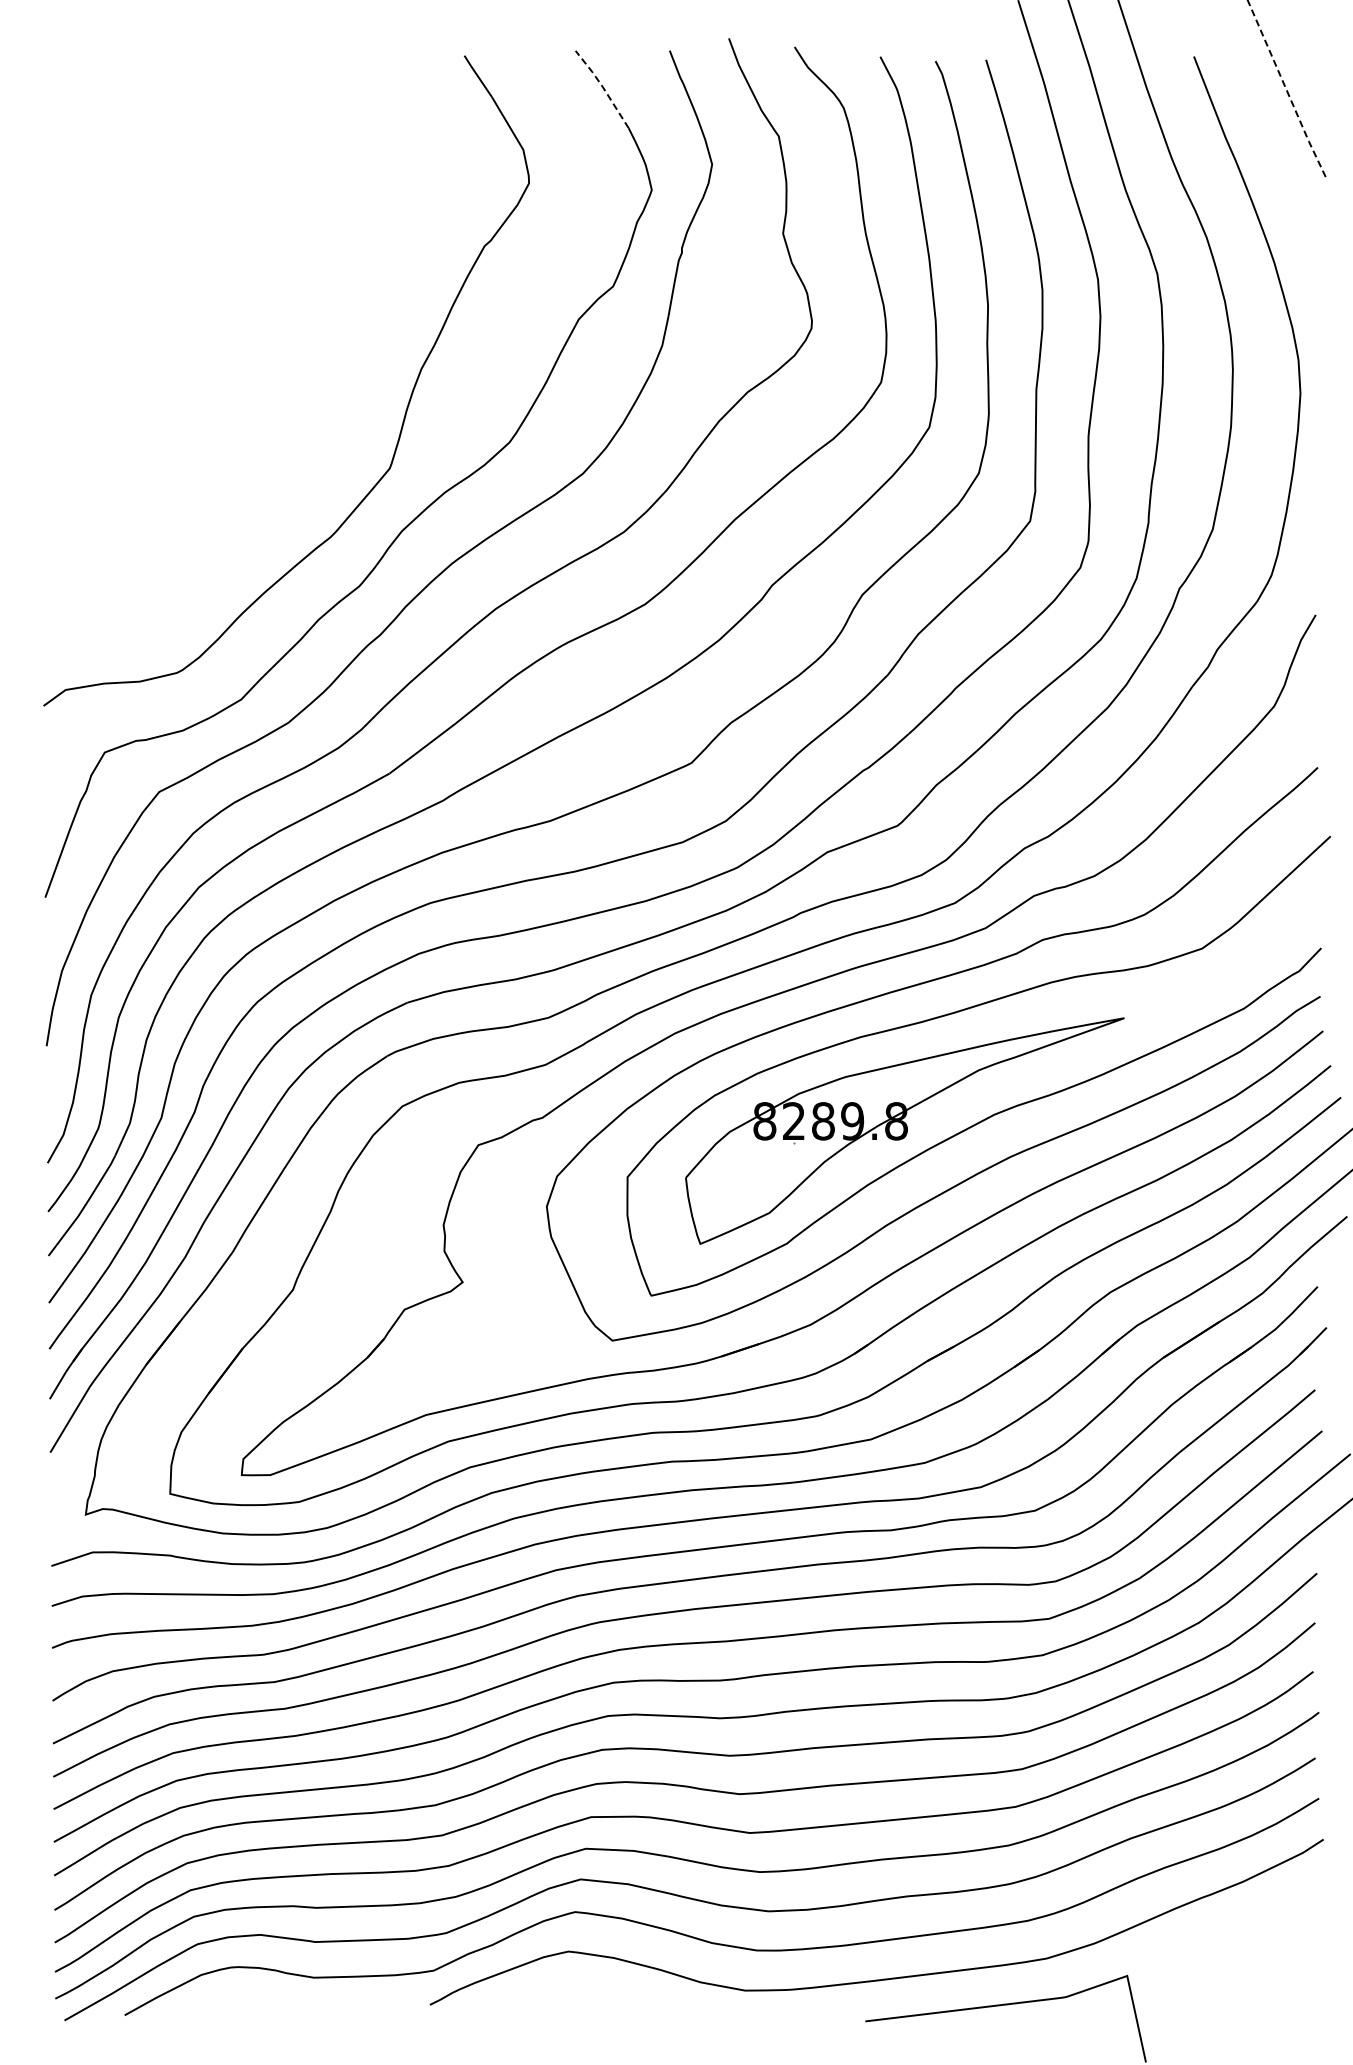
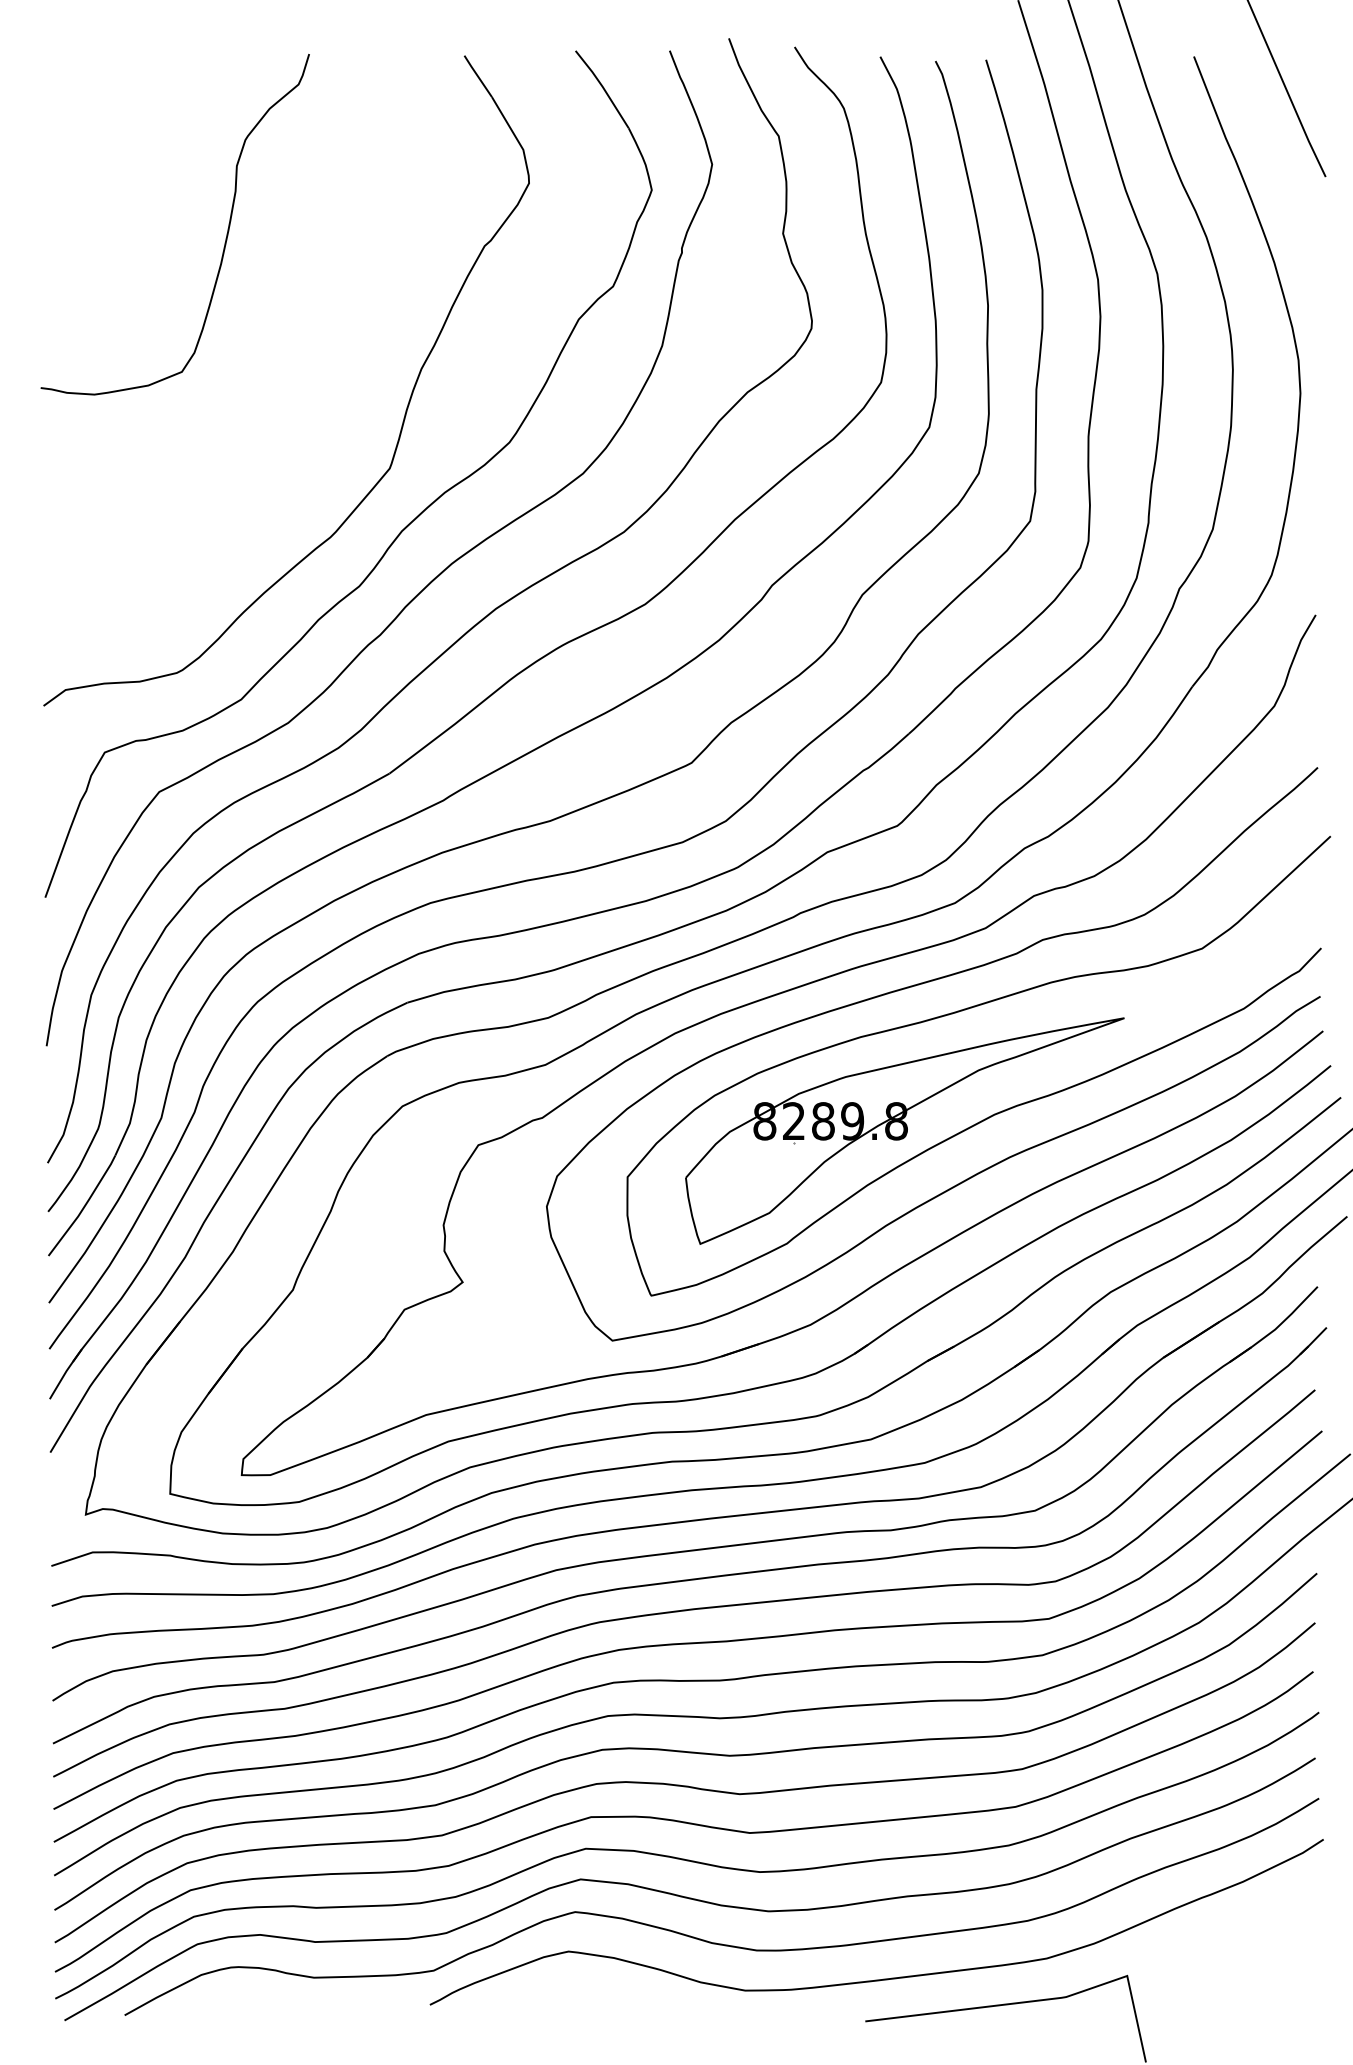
line: dashed -> solid (602, 86)
line: dashed -> solid (1286, 89)
curve: none -> present (226, 233)
